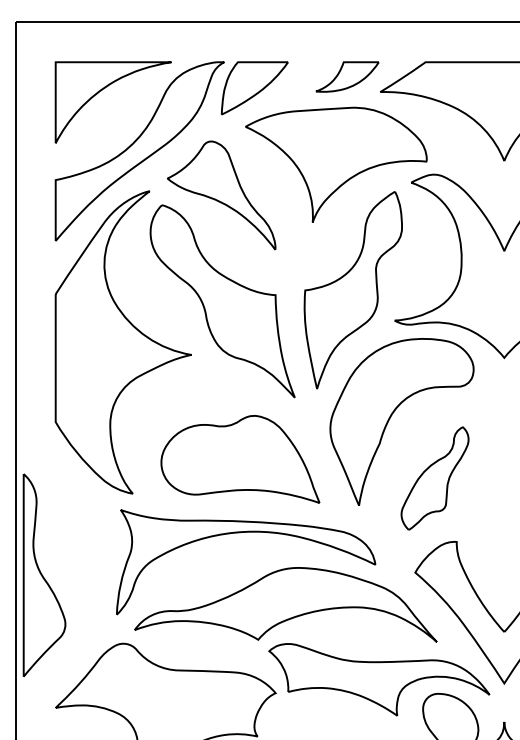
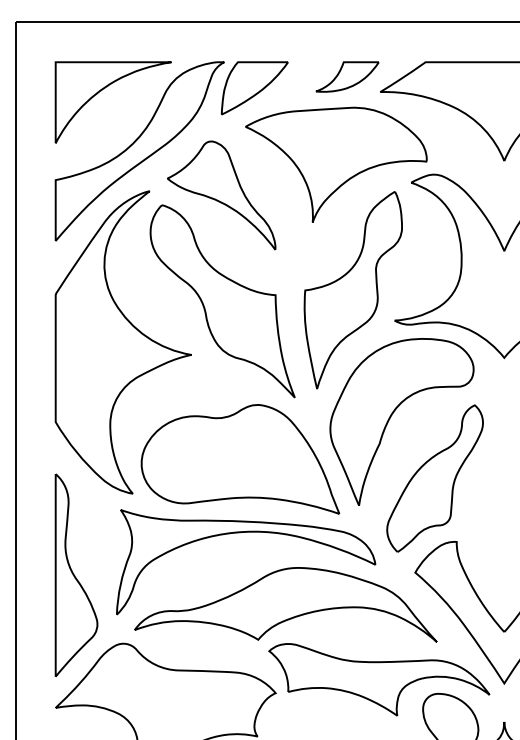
part size: 161x89 px -> 201x111 px (240, 459)
part size: 70x105 px -> 98x149 px (434, 478)
part position: (44, 575) -> (76, 575) (76, 575)
